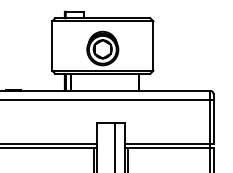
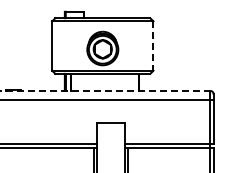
line: solid -> dashed (153, 46)
line: solid -> dashed (105, 90)
line: present -> none (115, 145)
